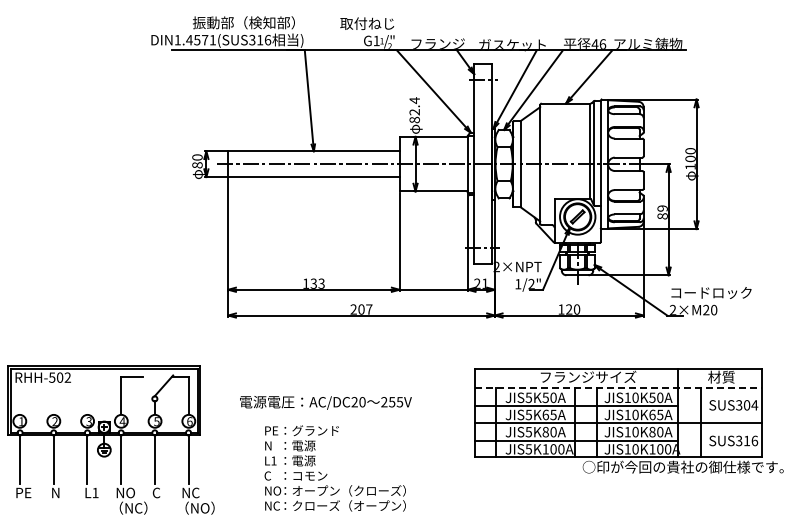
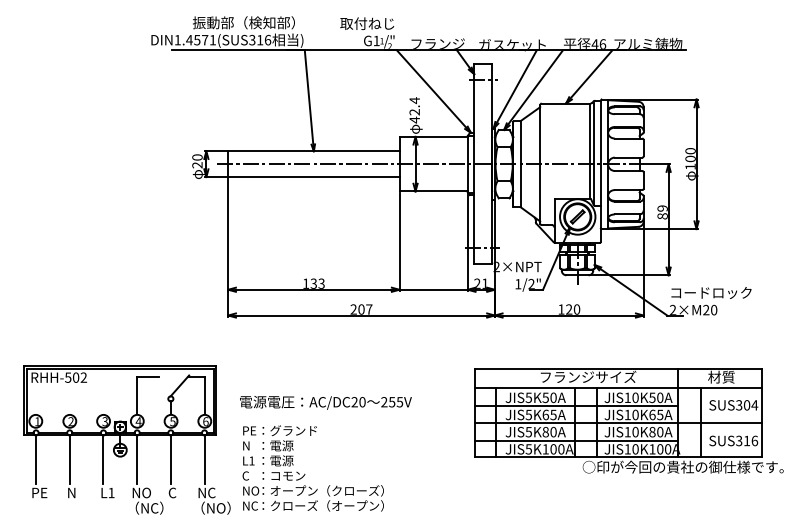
text: 82.4 -> 42.4 (414, 119)
text: 80 -> 20 (197, 165)
line: dashed -> solid (618, 387)
part position: (110, 439) -> (126, 439) (126, 439)
text position: (334, 468) -> (312, 468) (312, 468)
